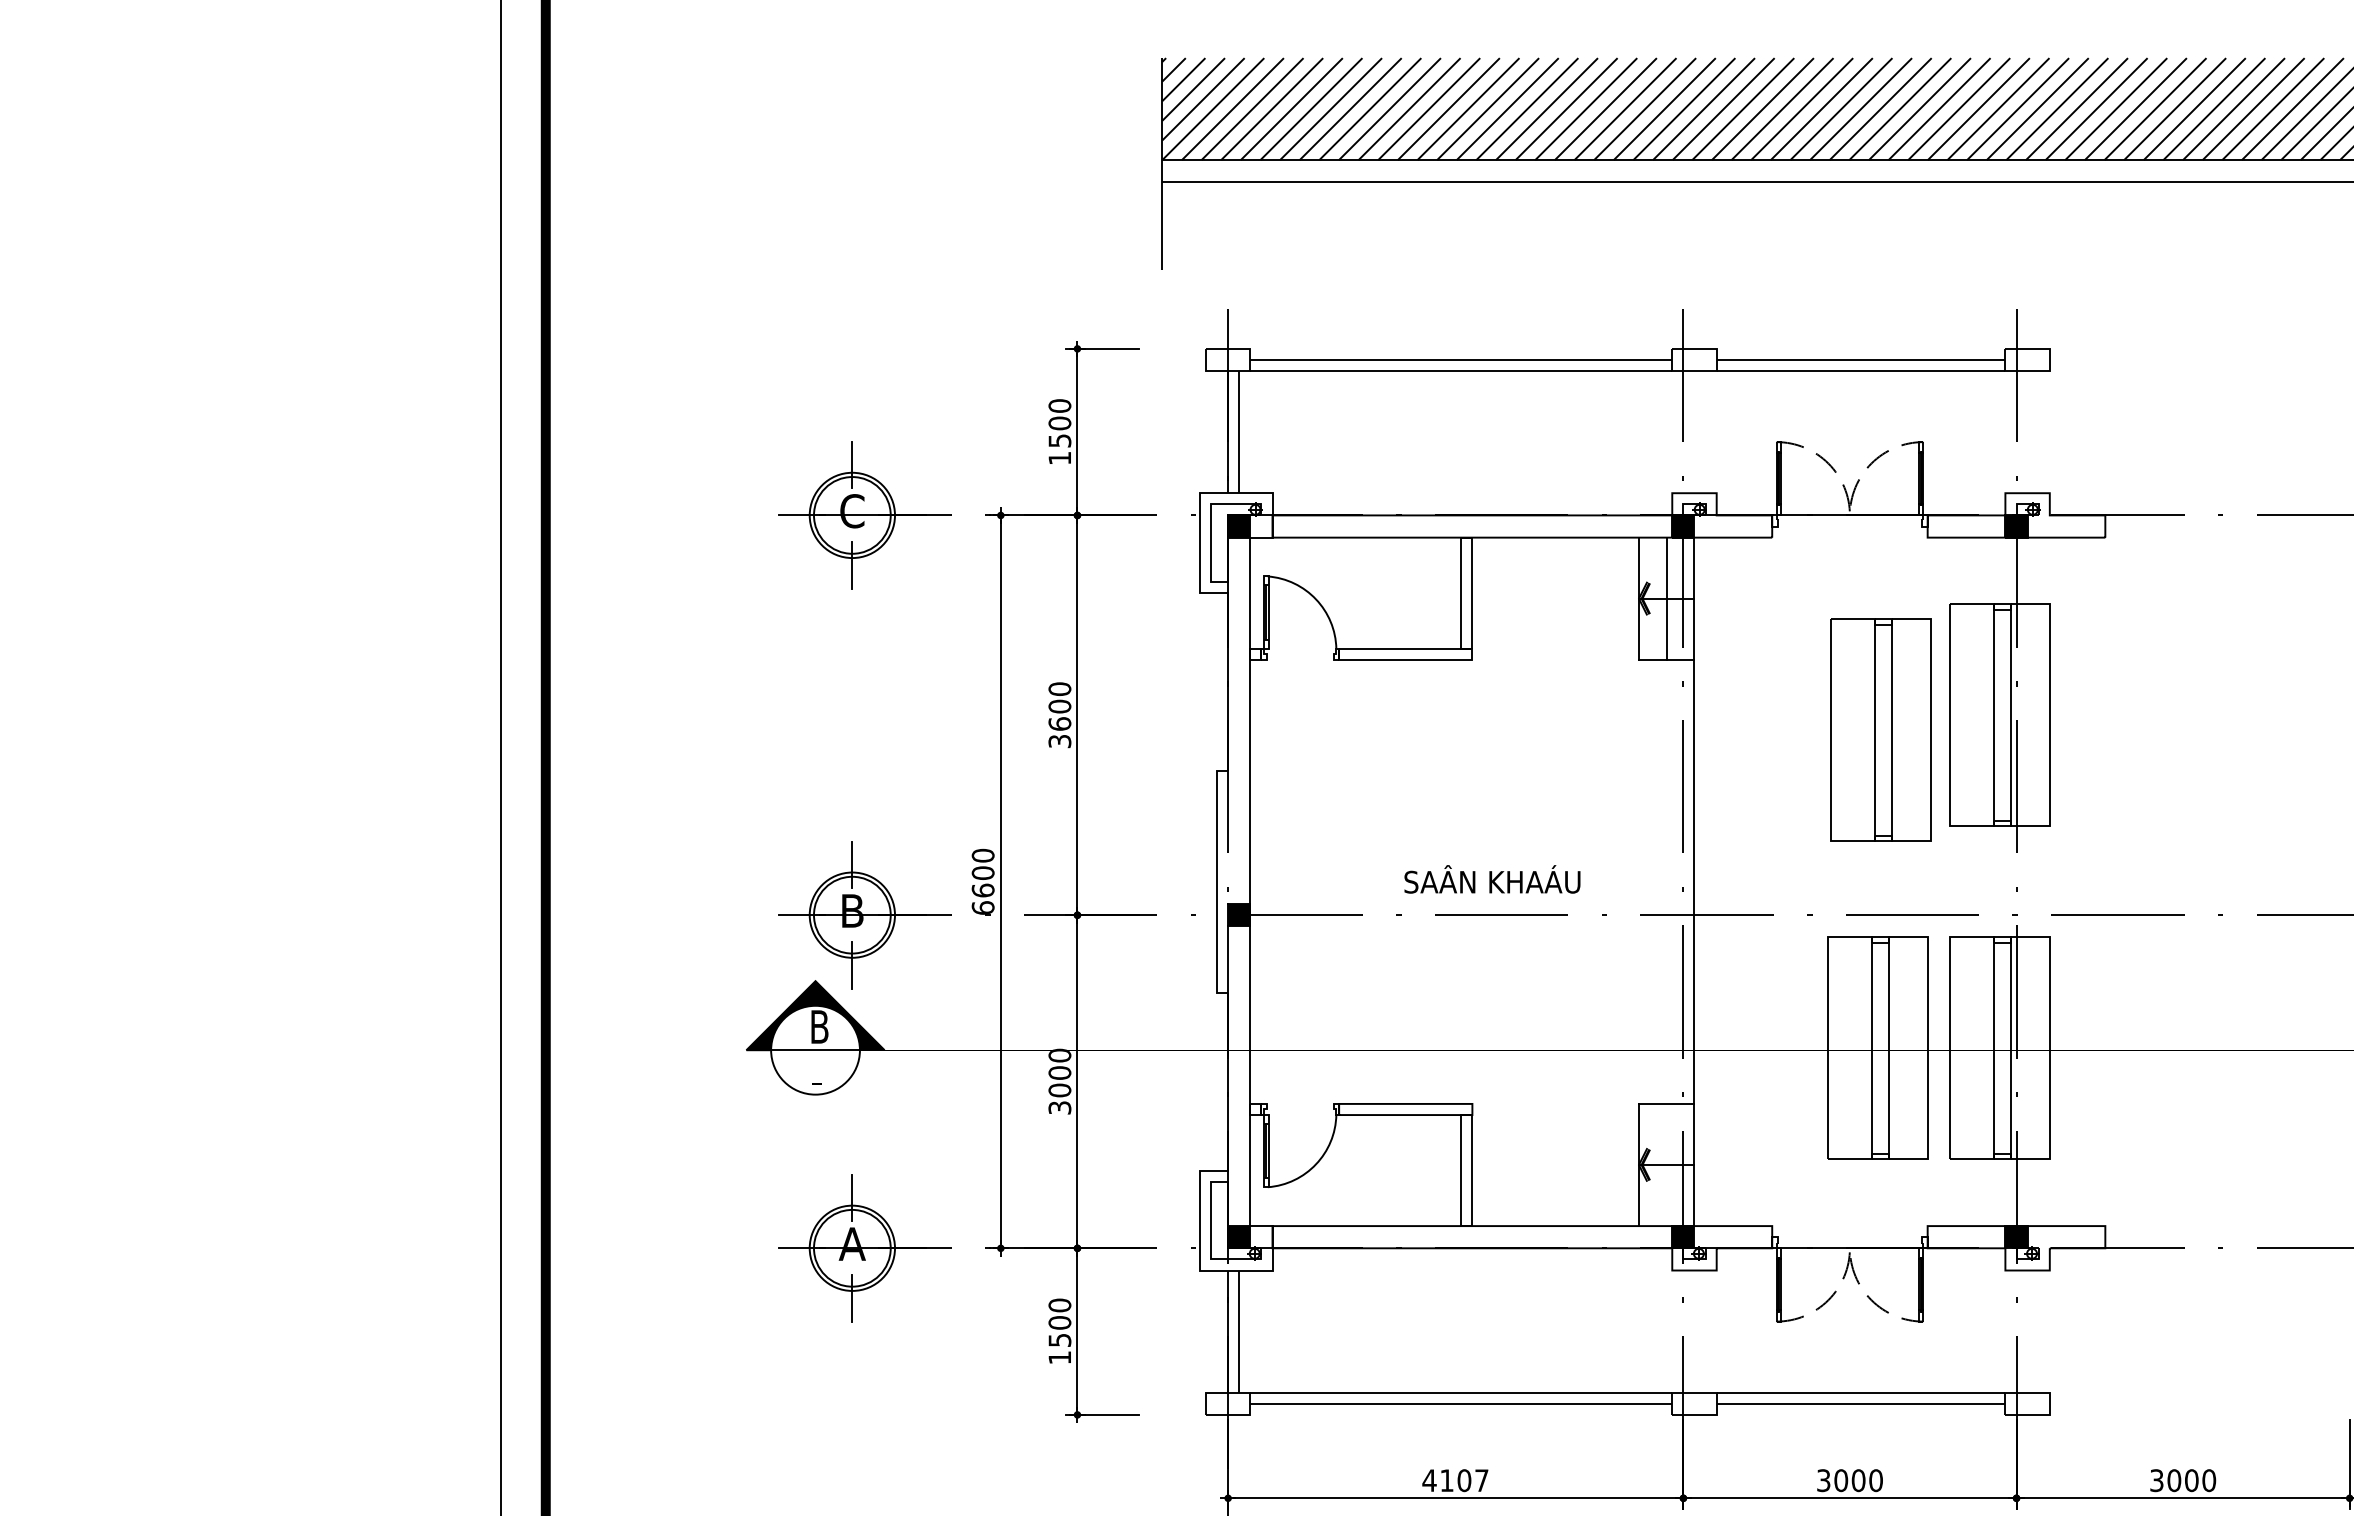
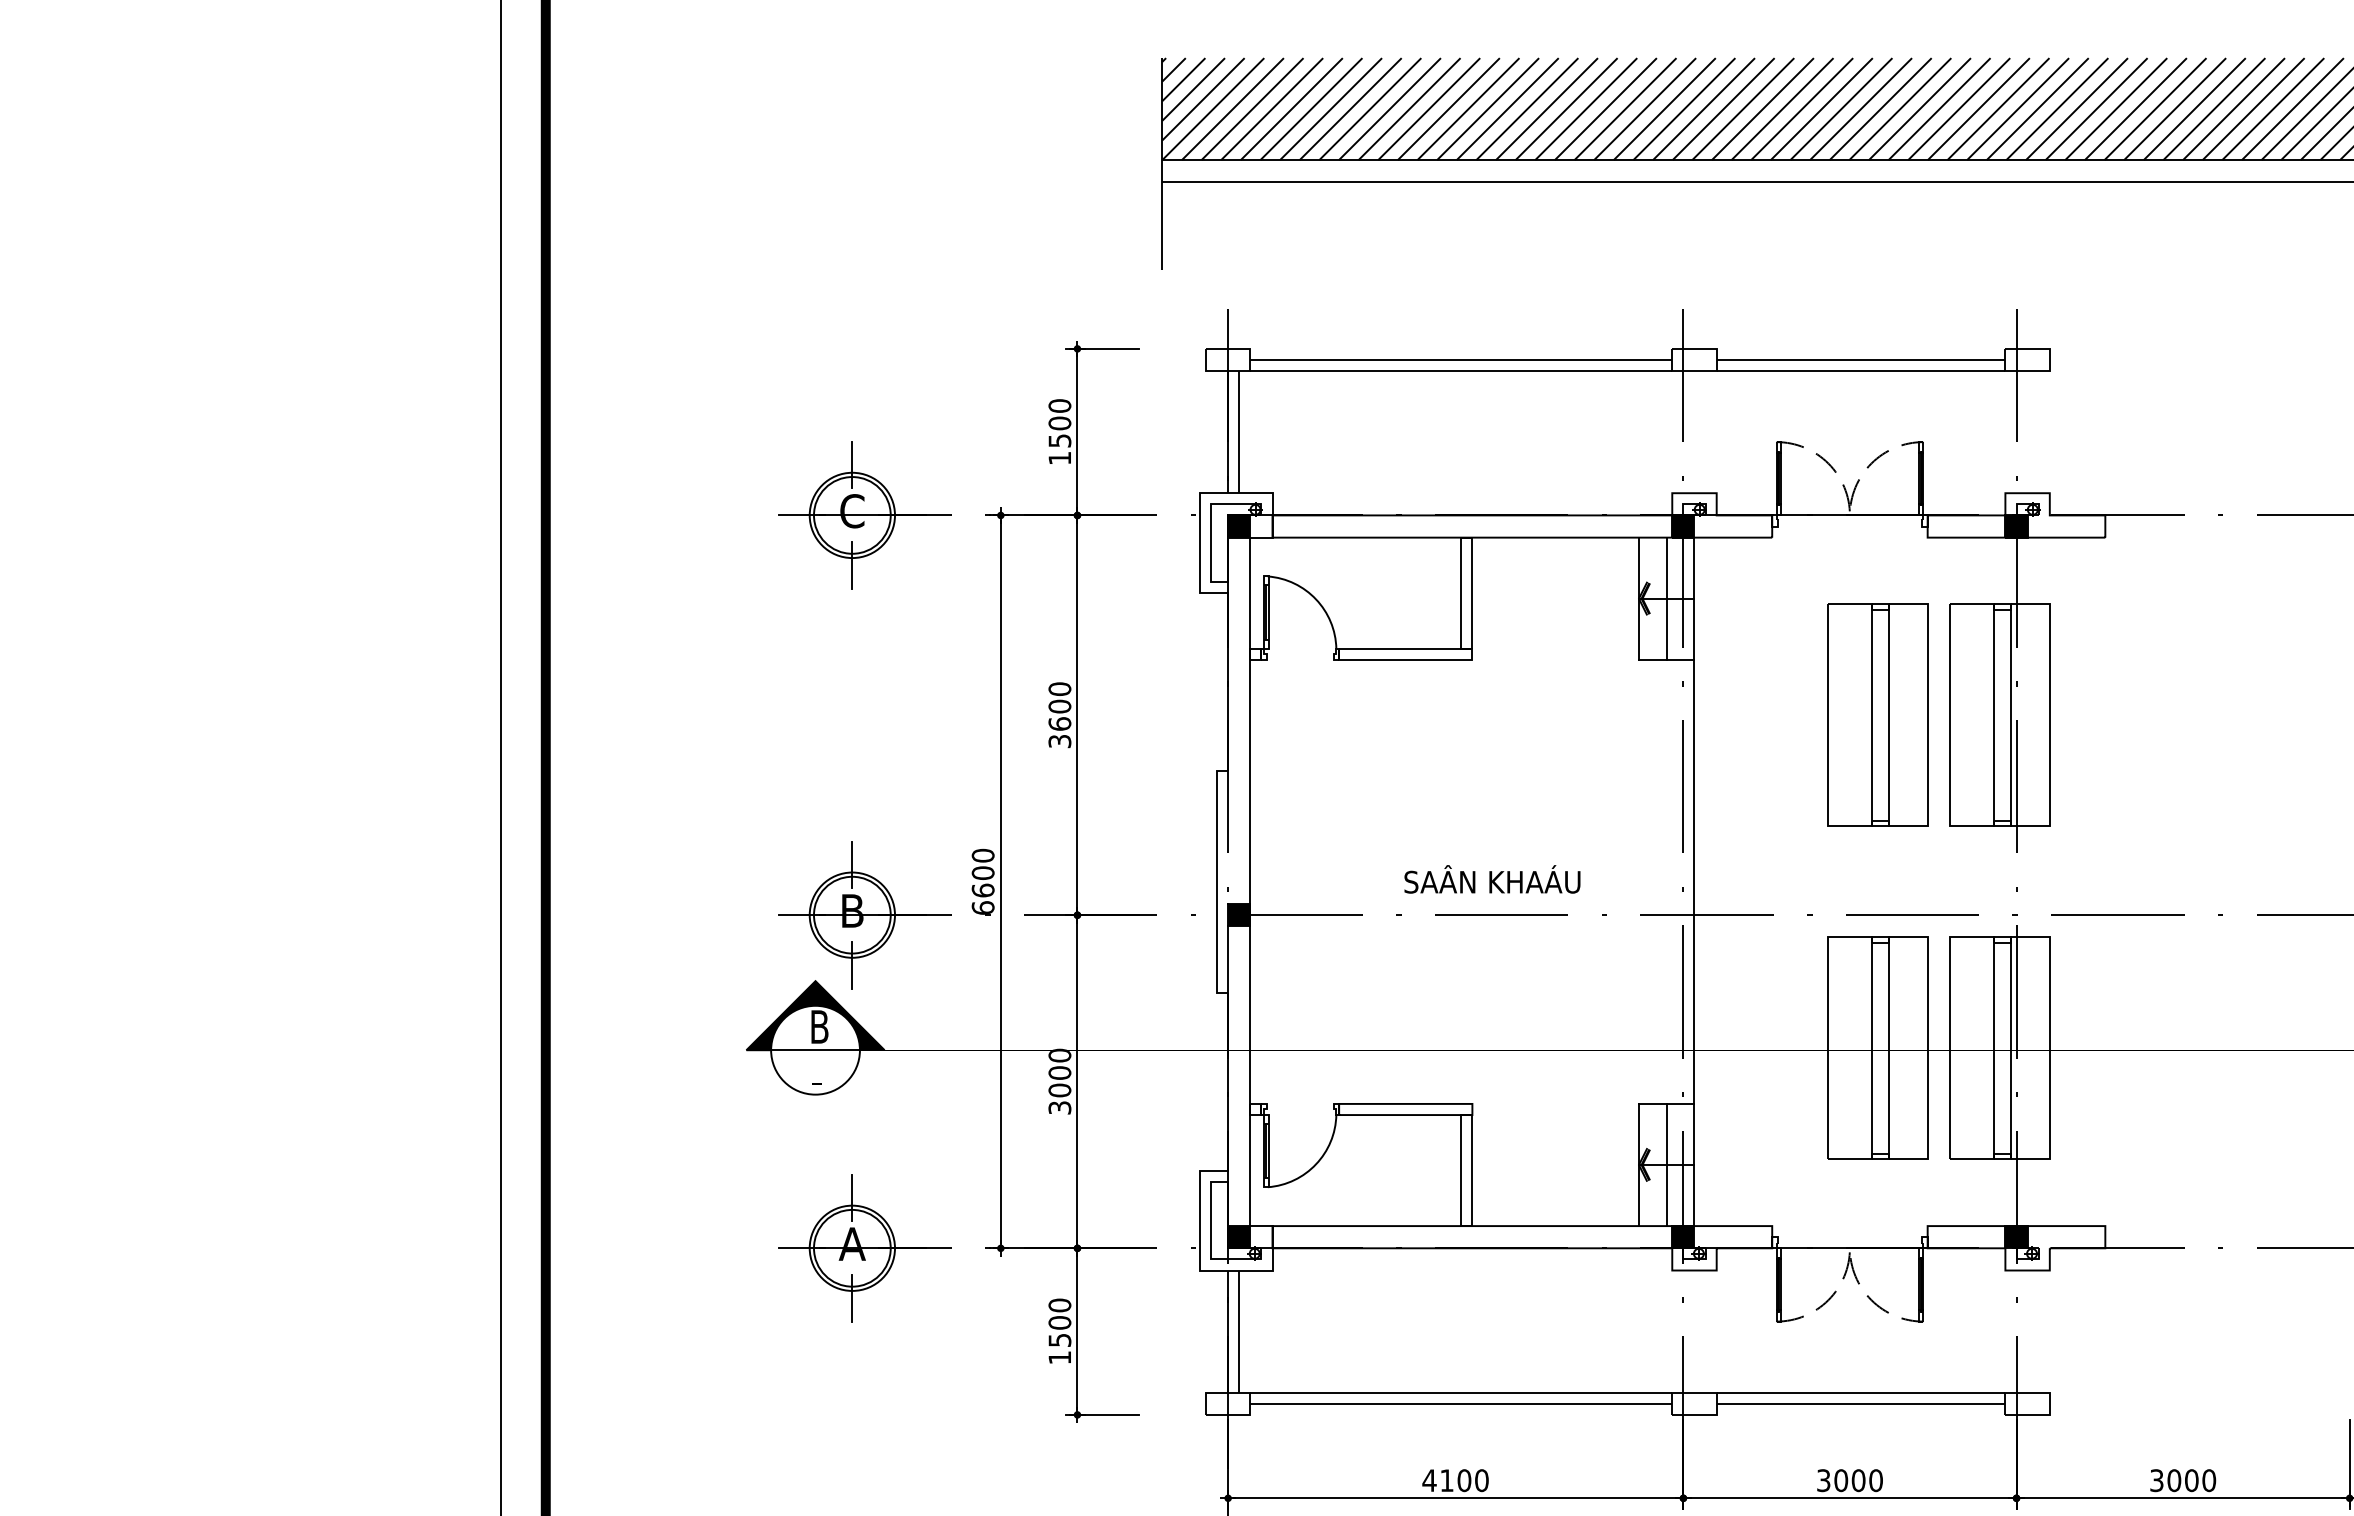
part position: (1880, 729) -> (1877, 714) (1877, 714)
line: none -> present (1666, 1164)
text: 4107 -> 4100 (1481, 1480)
